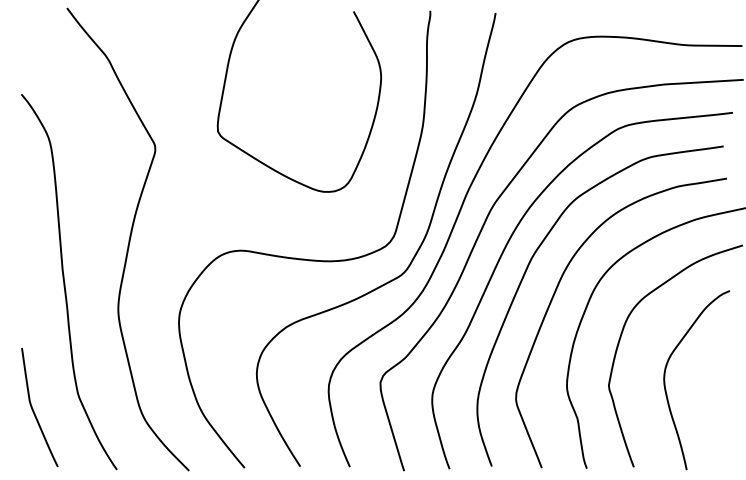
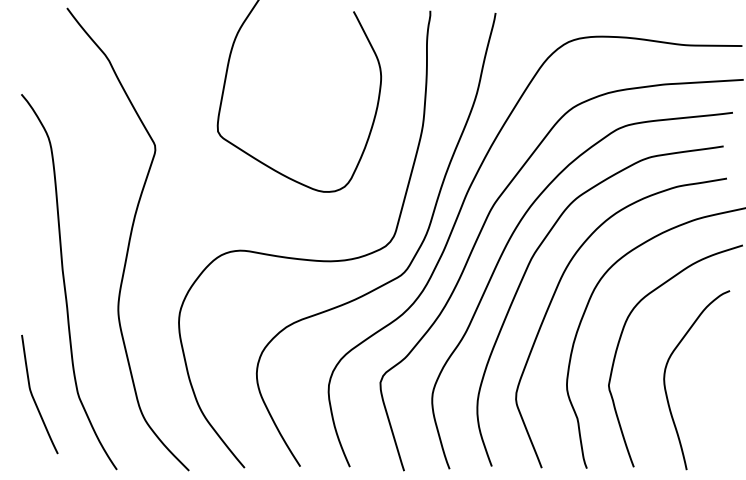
curve position: (33, 408) -> (33, 395) (33, 395)
